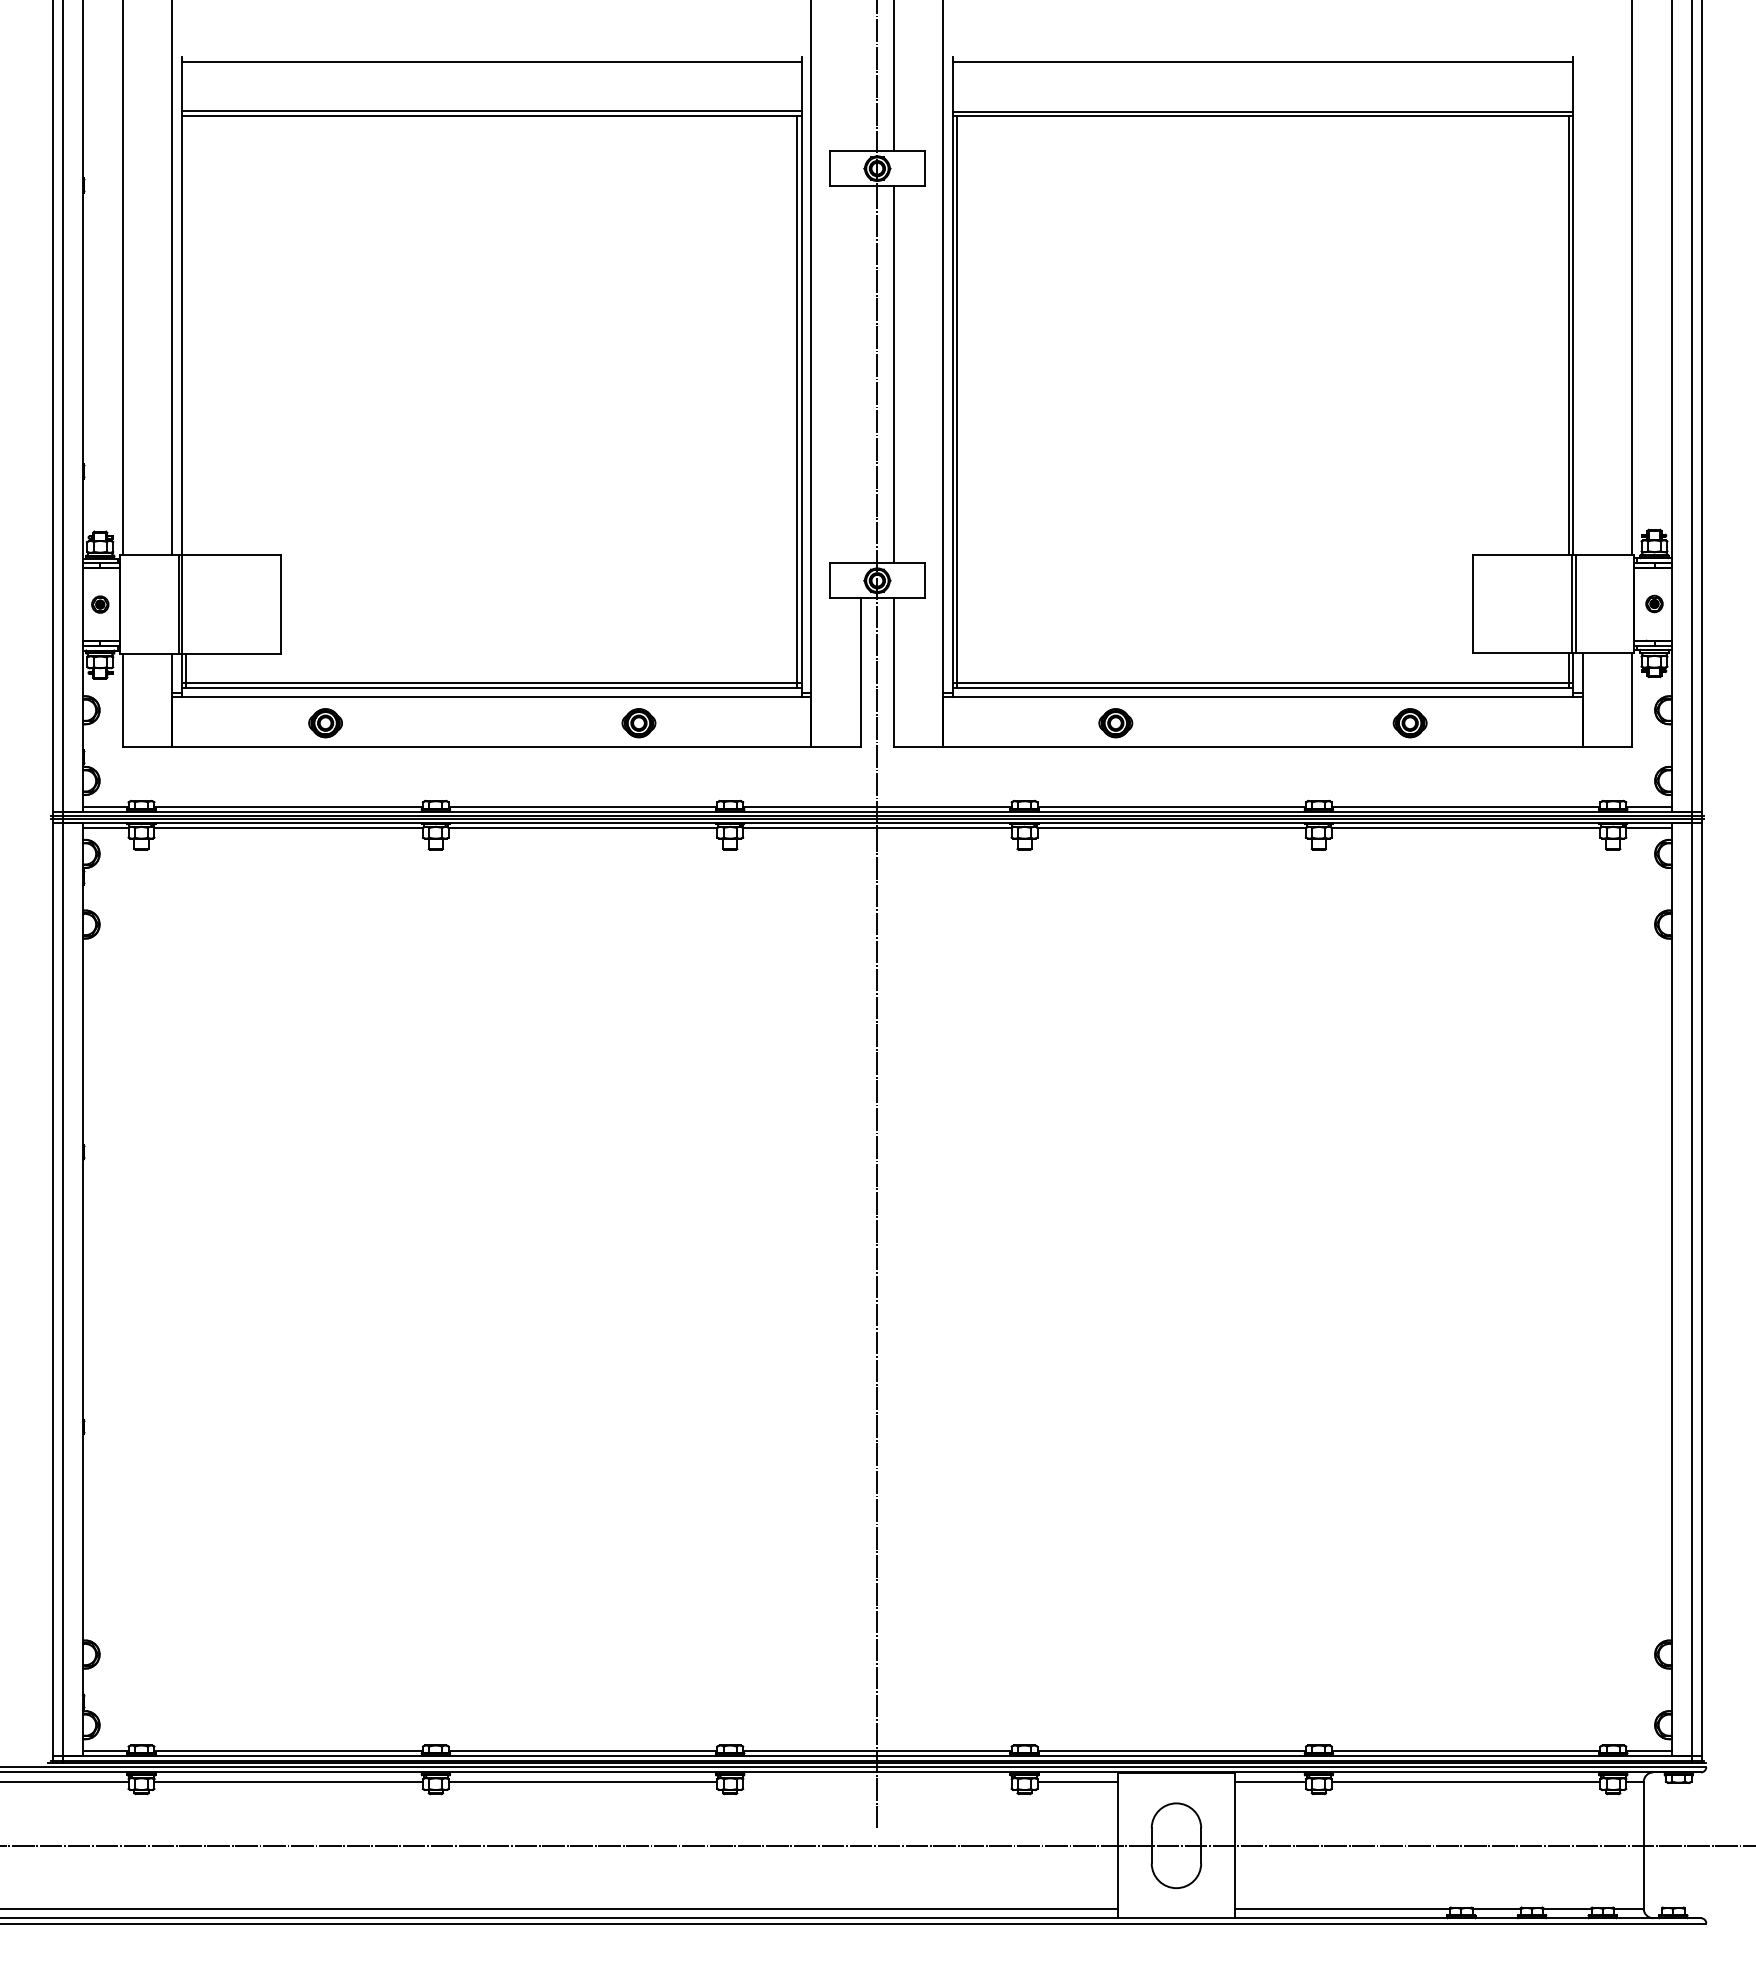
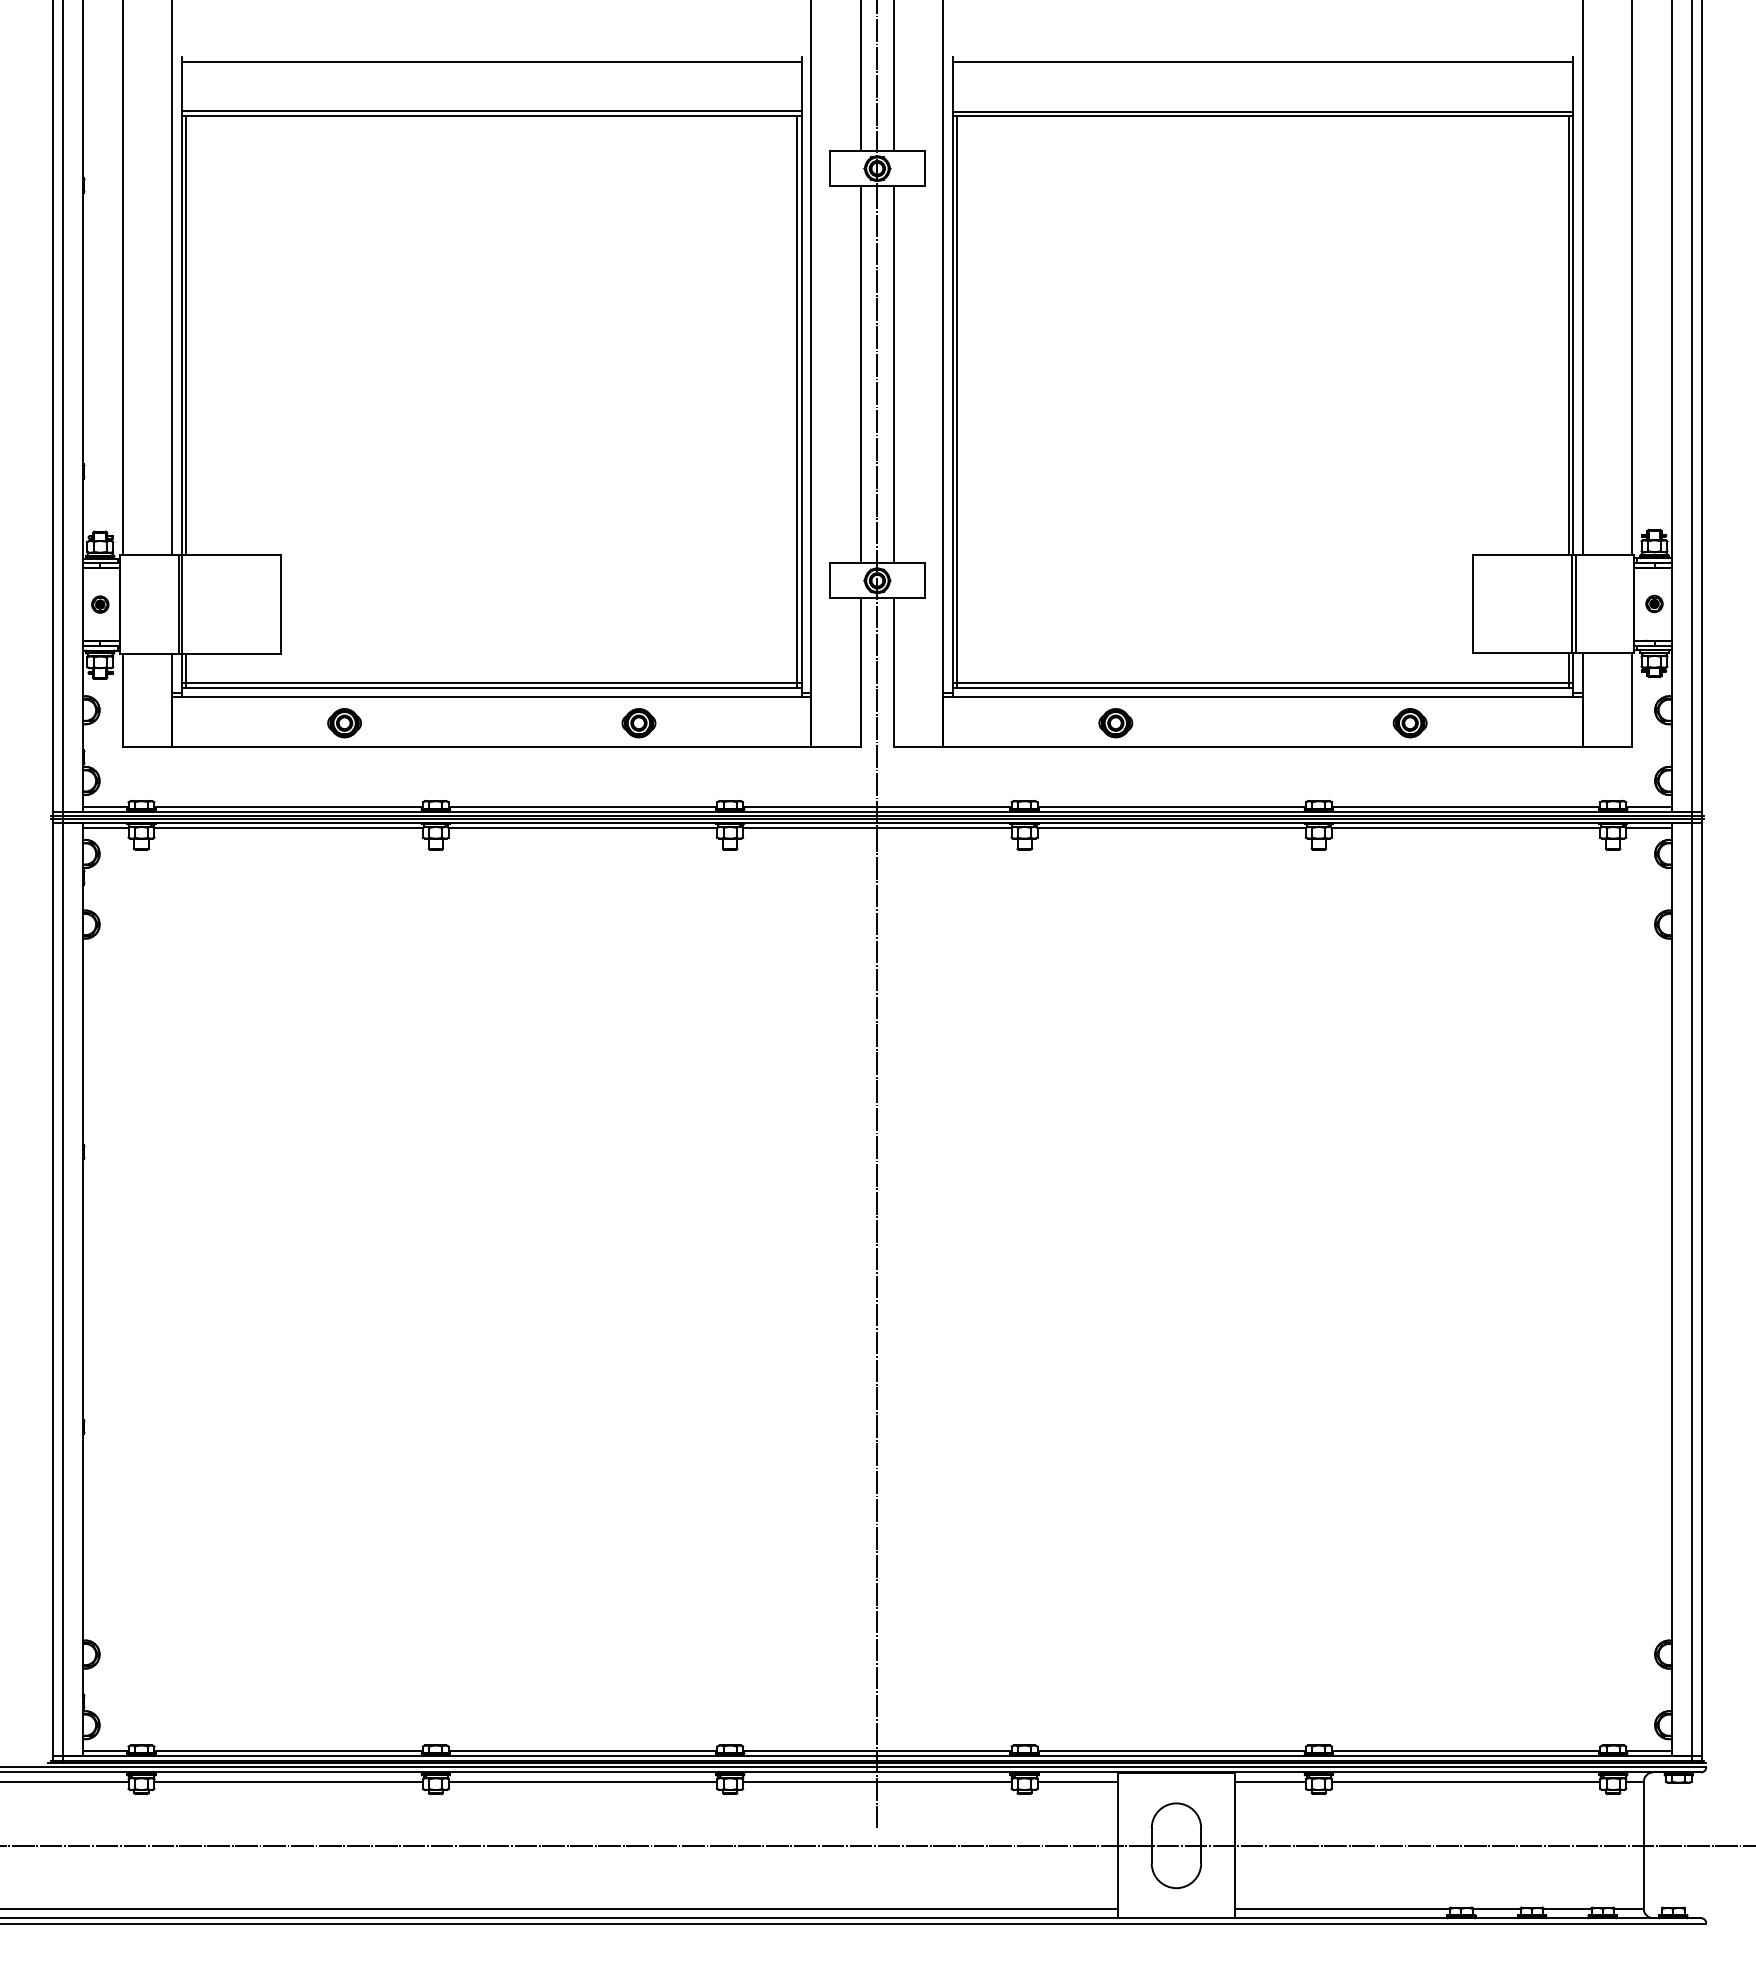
line: none -> present (860, 76)
line: none -> present (1582, 278)
line: none -> present (186, 335)
line: none -> present (860, 374)
part position: (325, 723) -> (344, 723) (344, 723)
line: none -> present (877, 1781)
